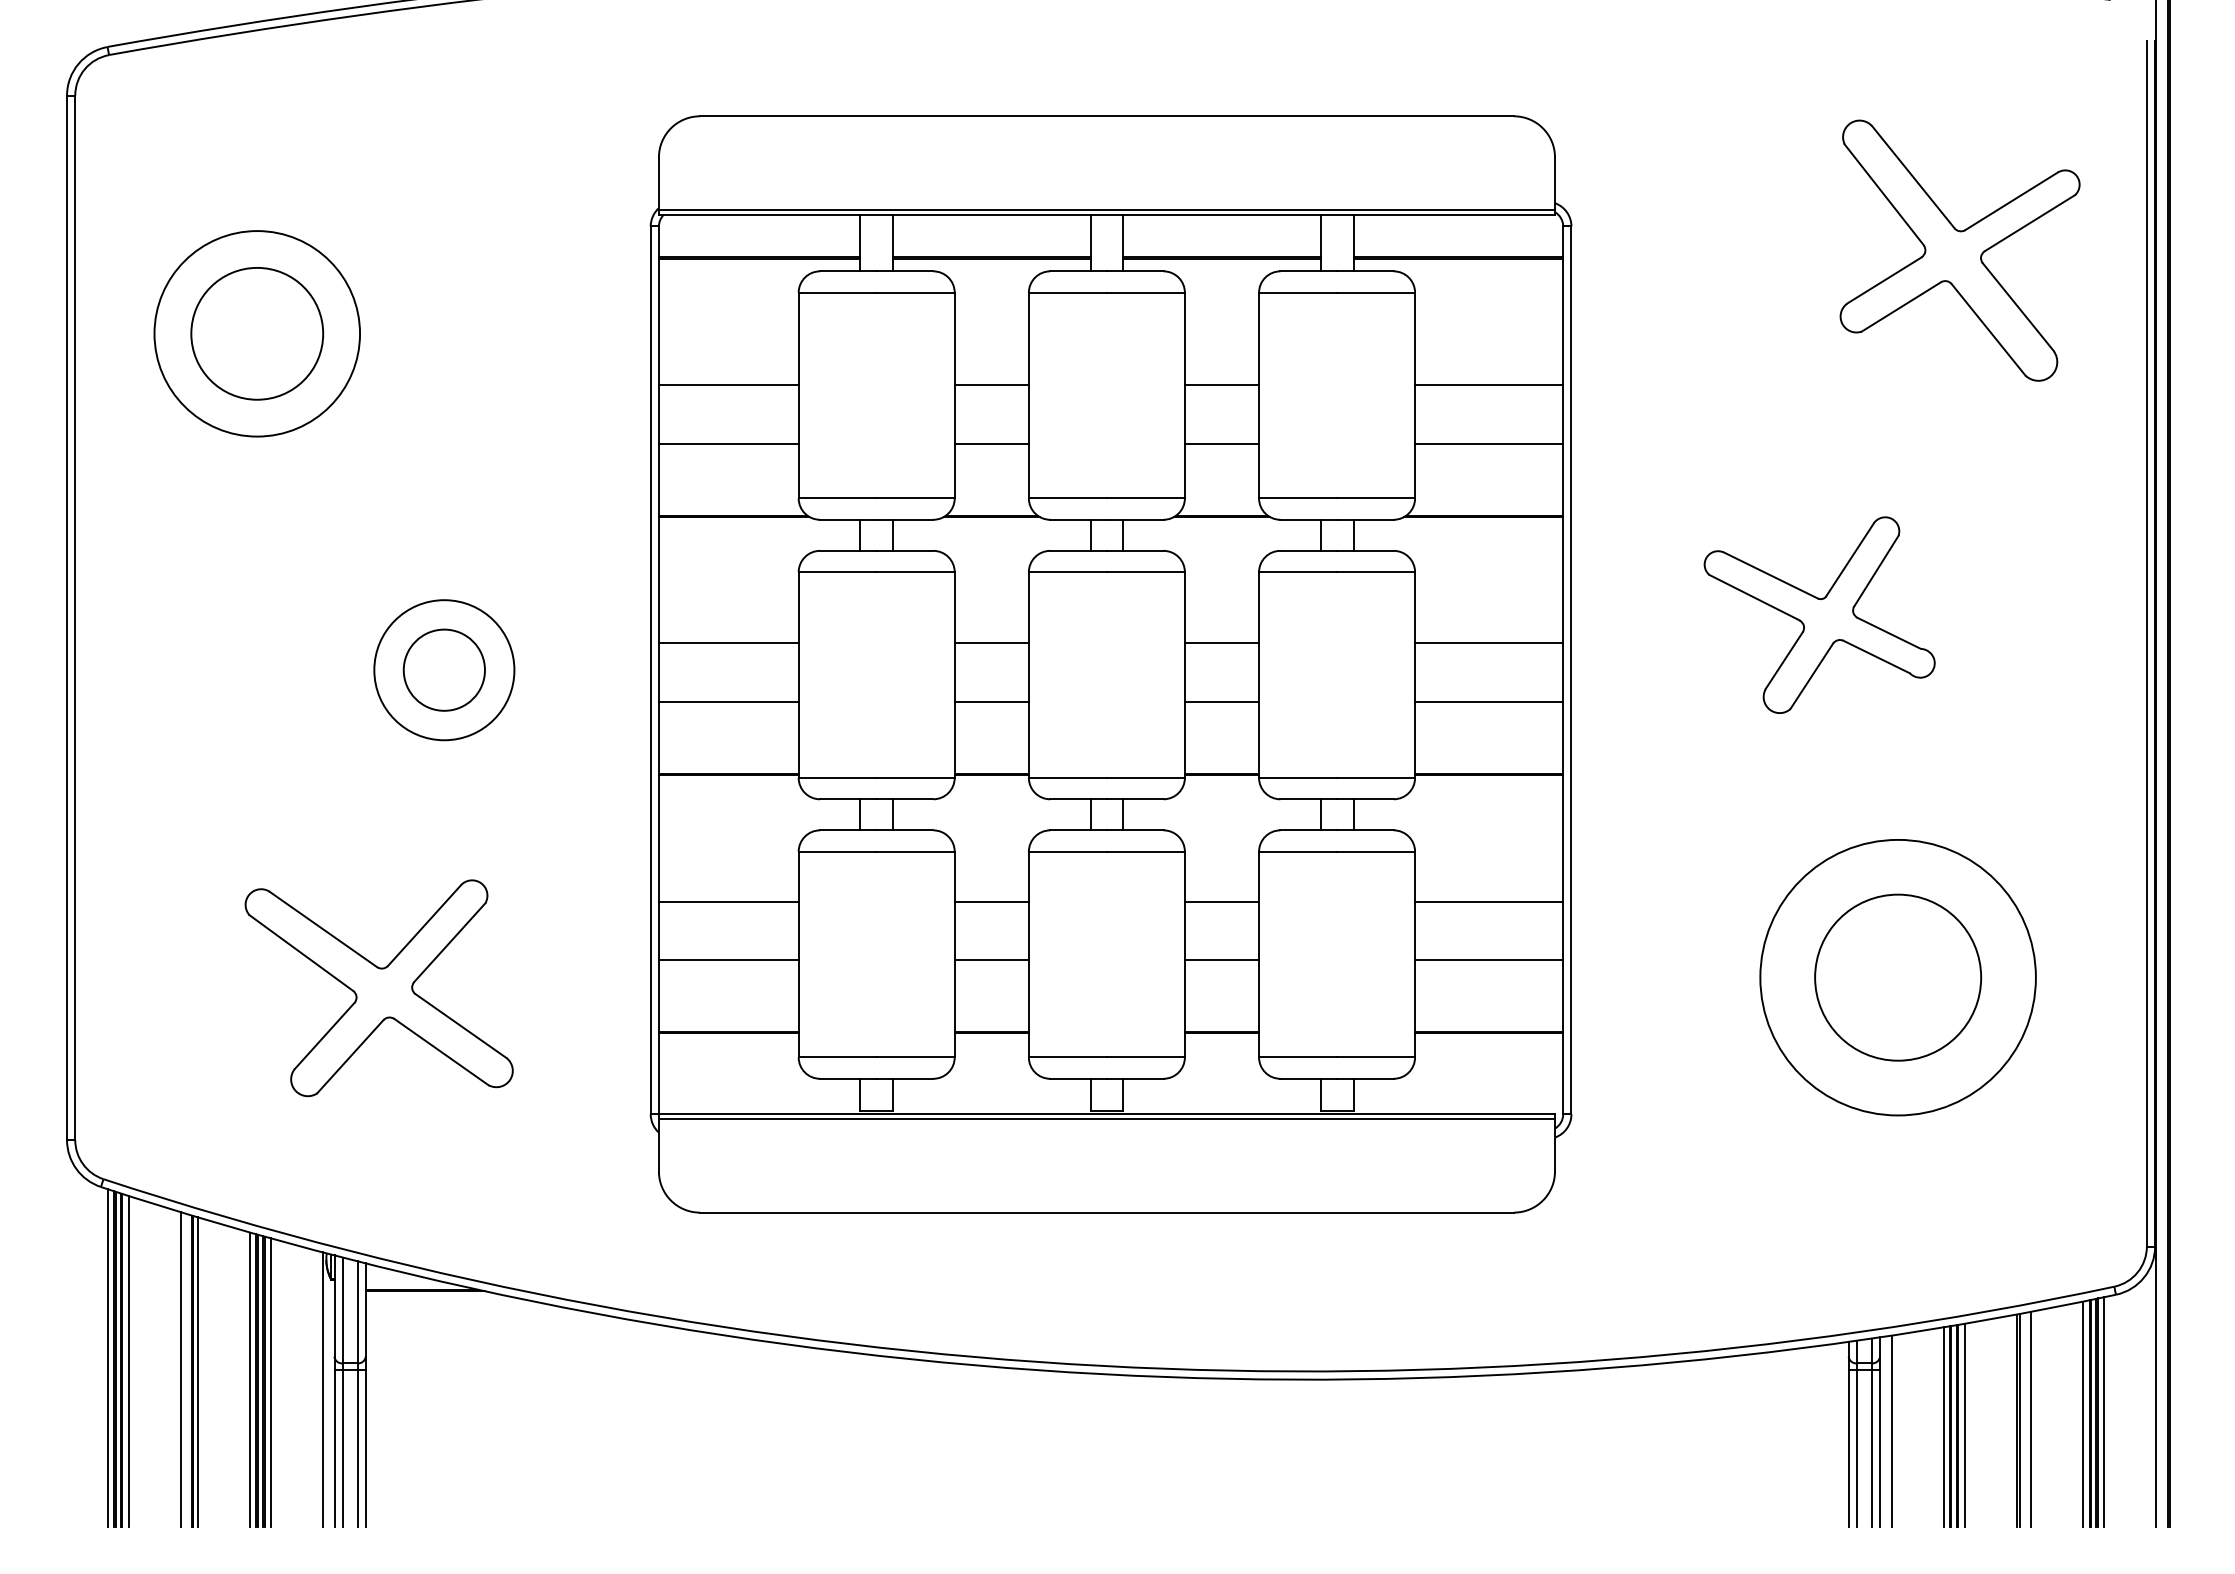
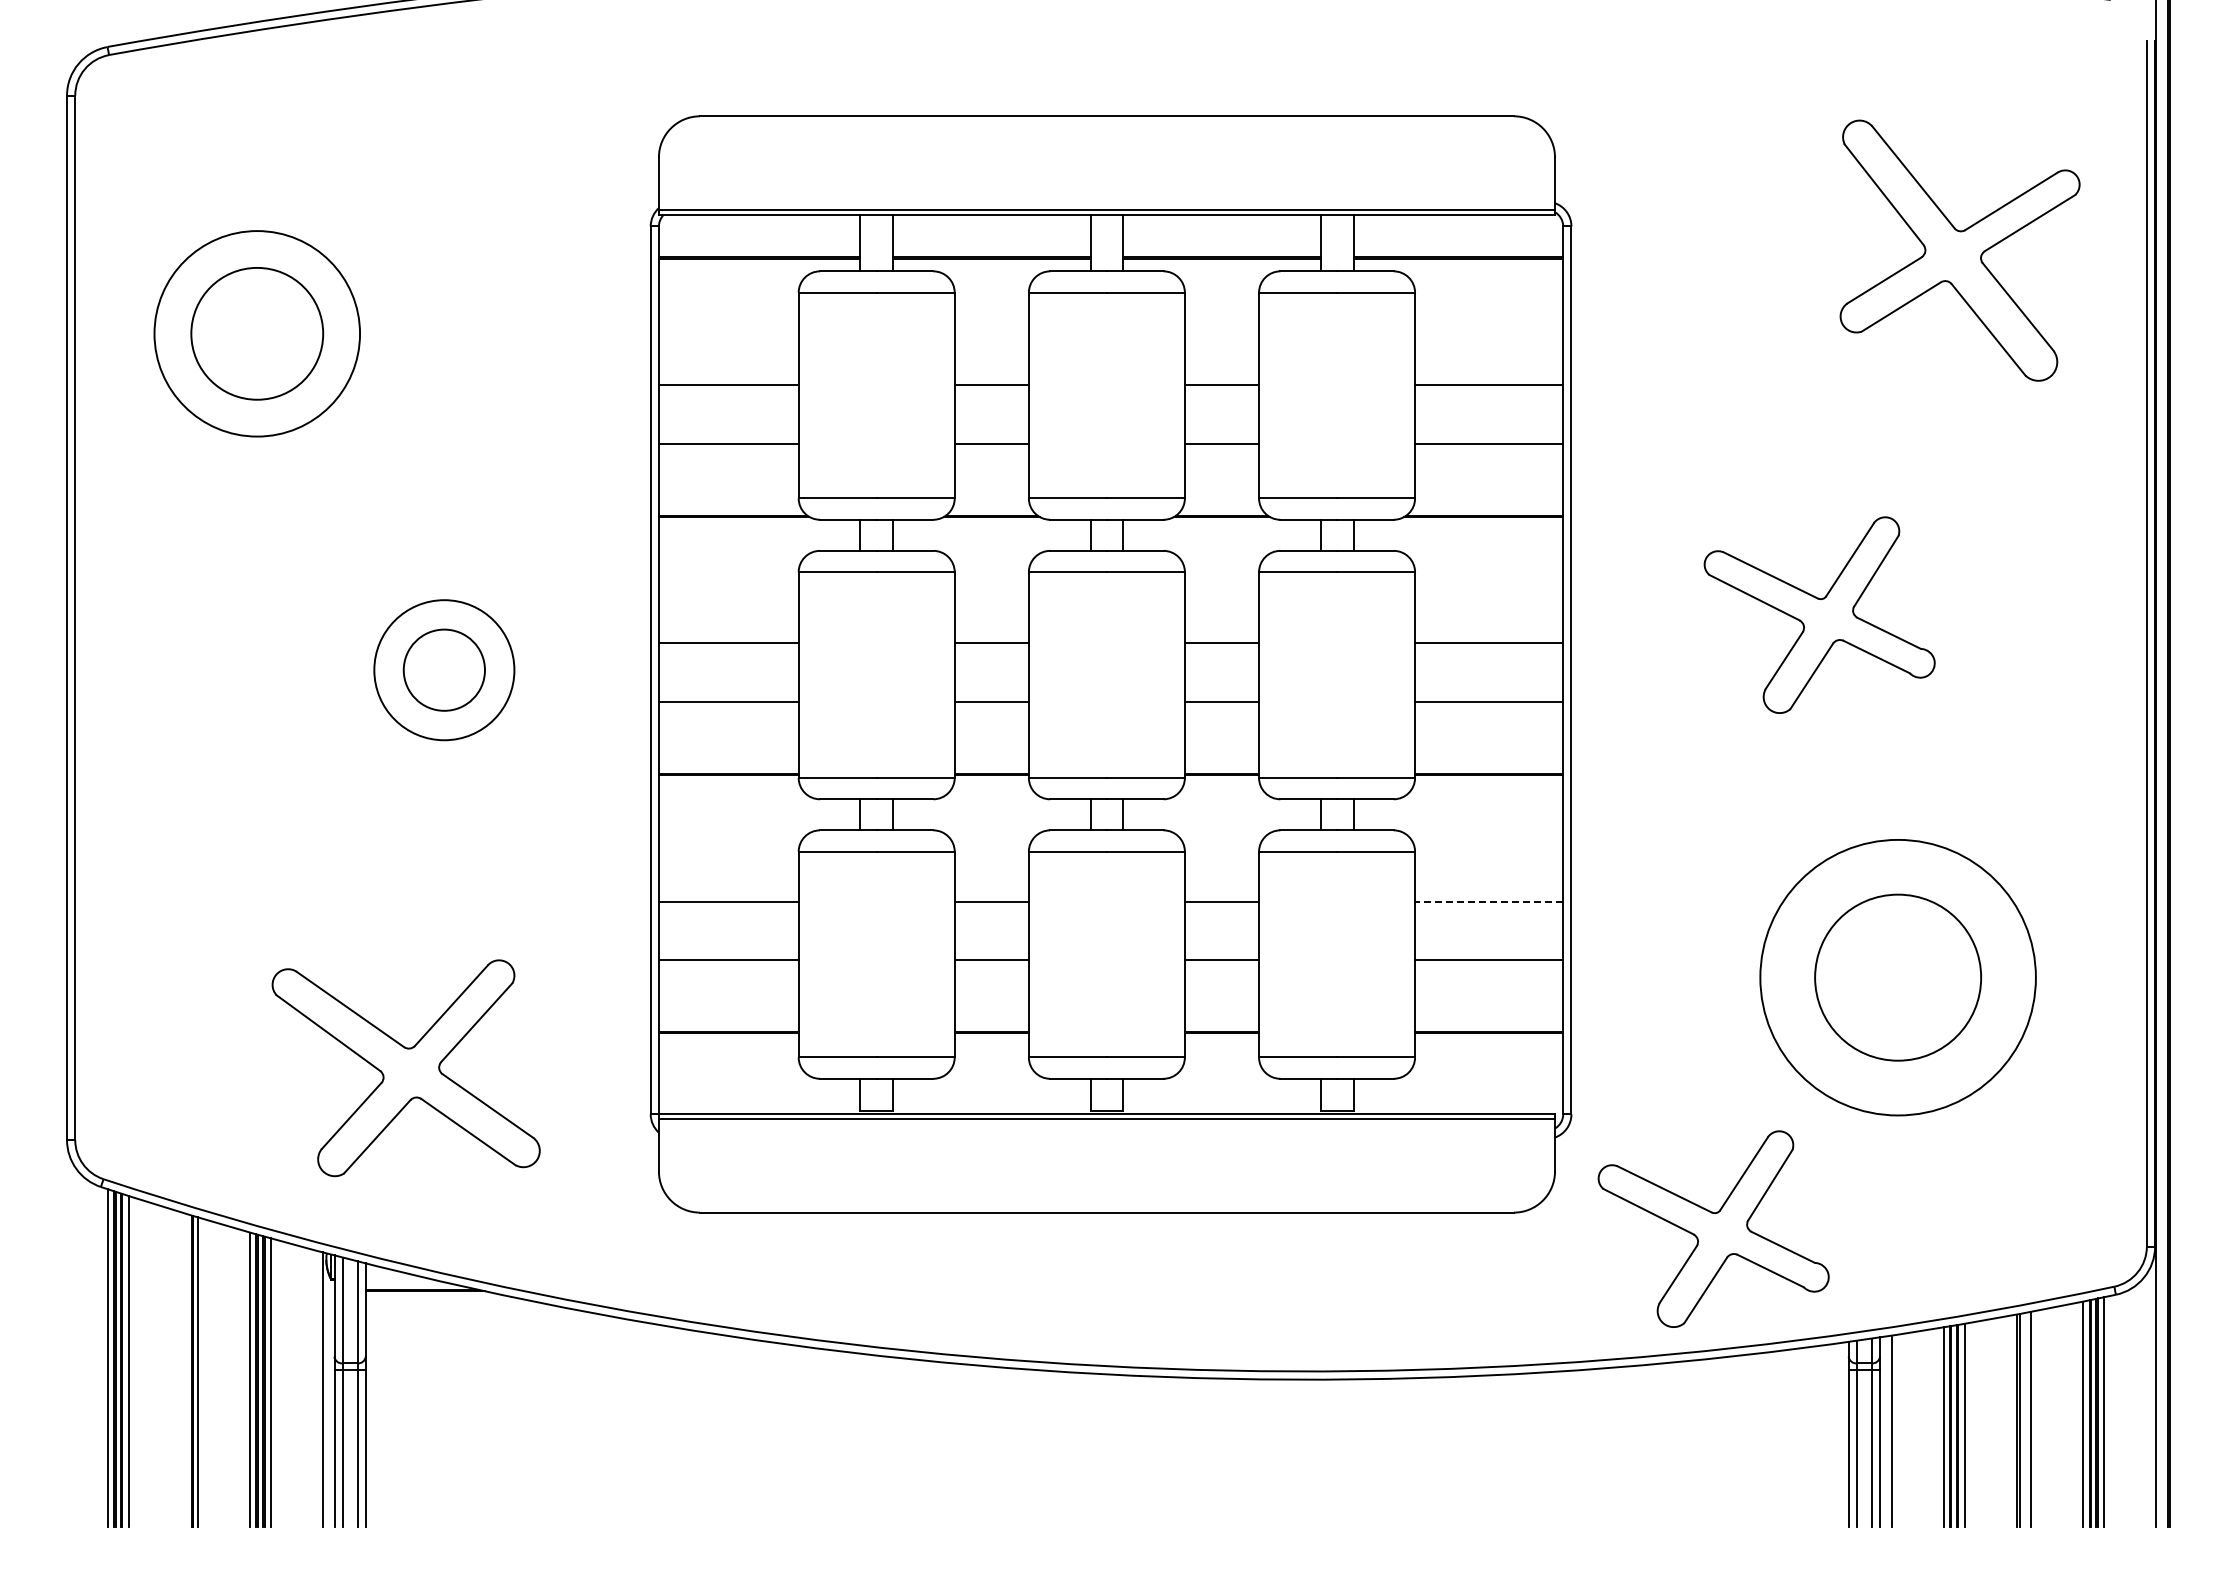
line: solid -> dashed (1488, 901)
part position: (378, 988) -> (405, 1068) (405, 1068)
part: none -> present (1713, 1228)
line: present -> none (180, 1369)
